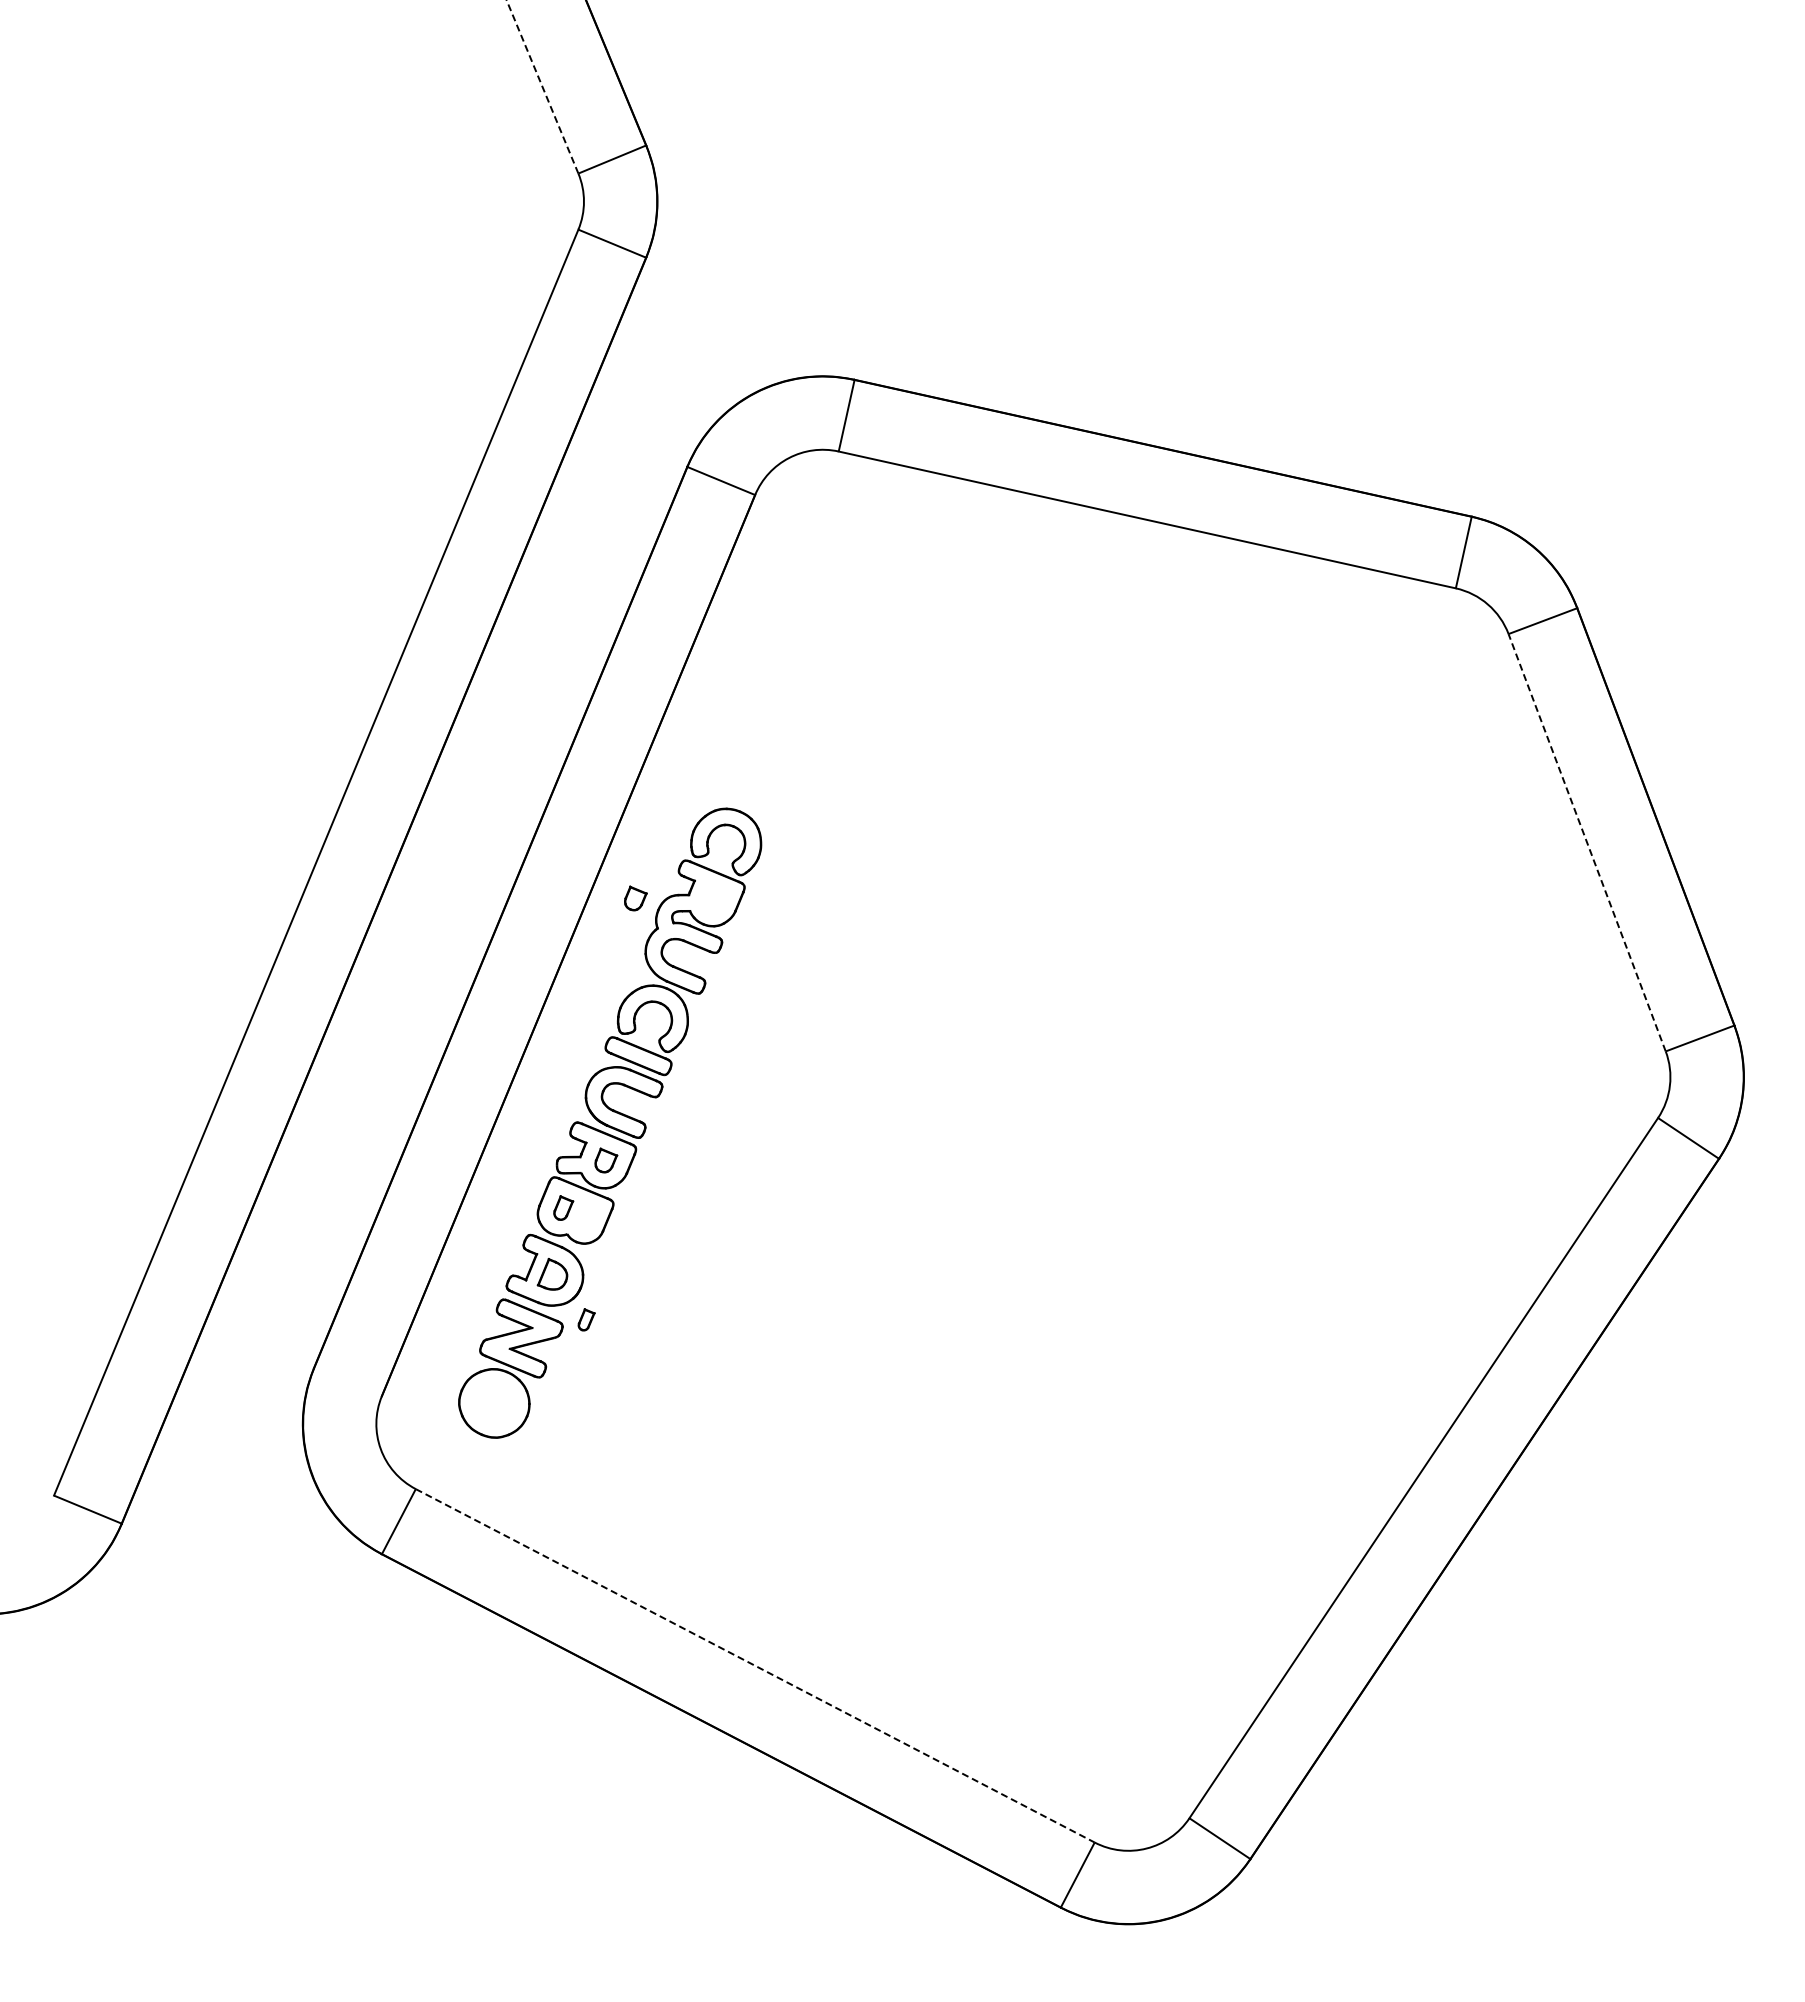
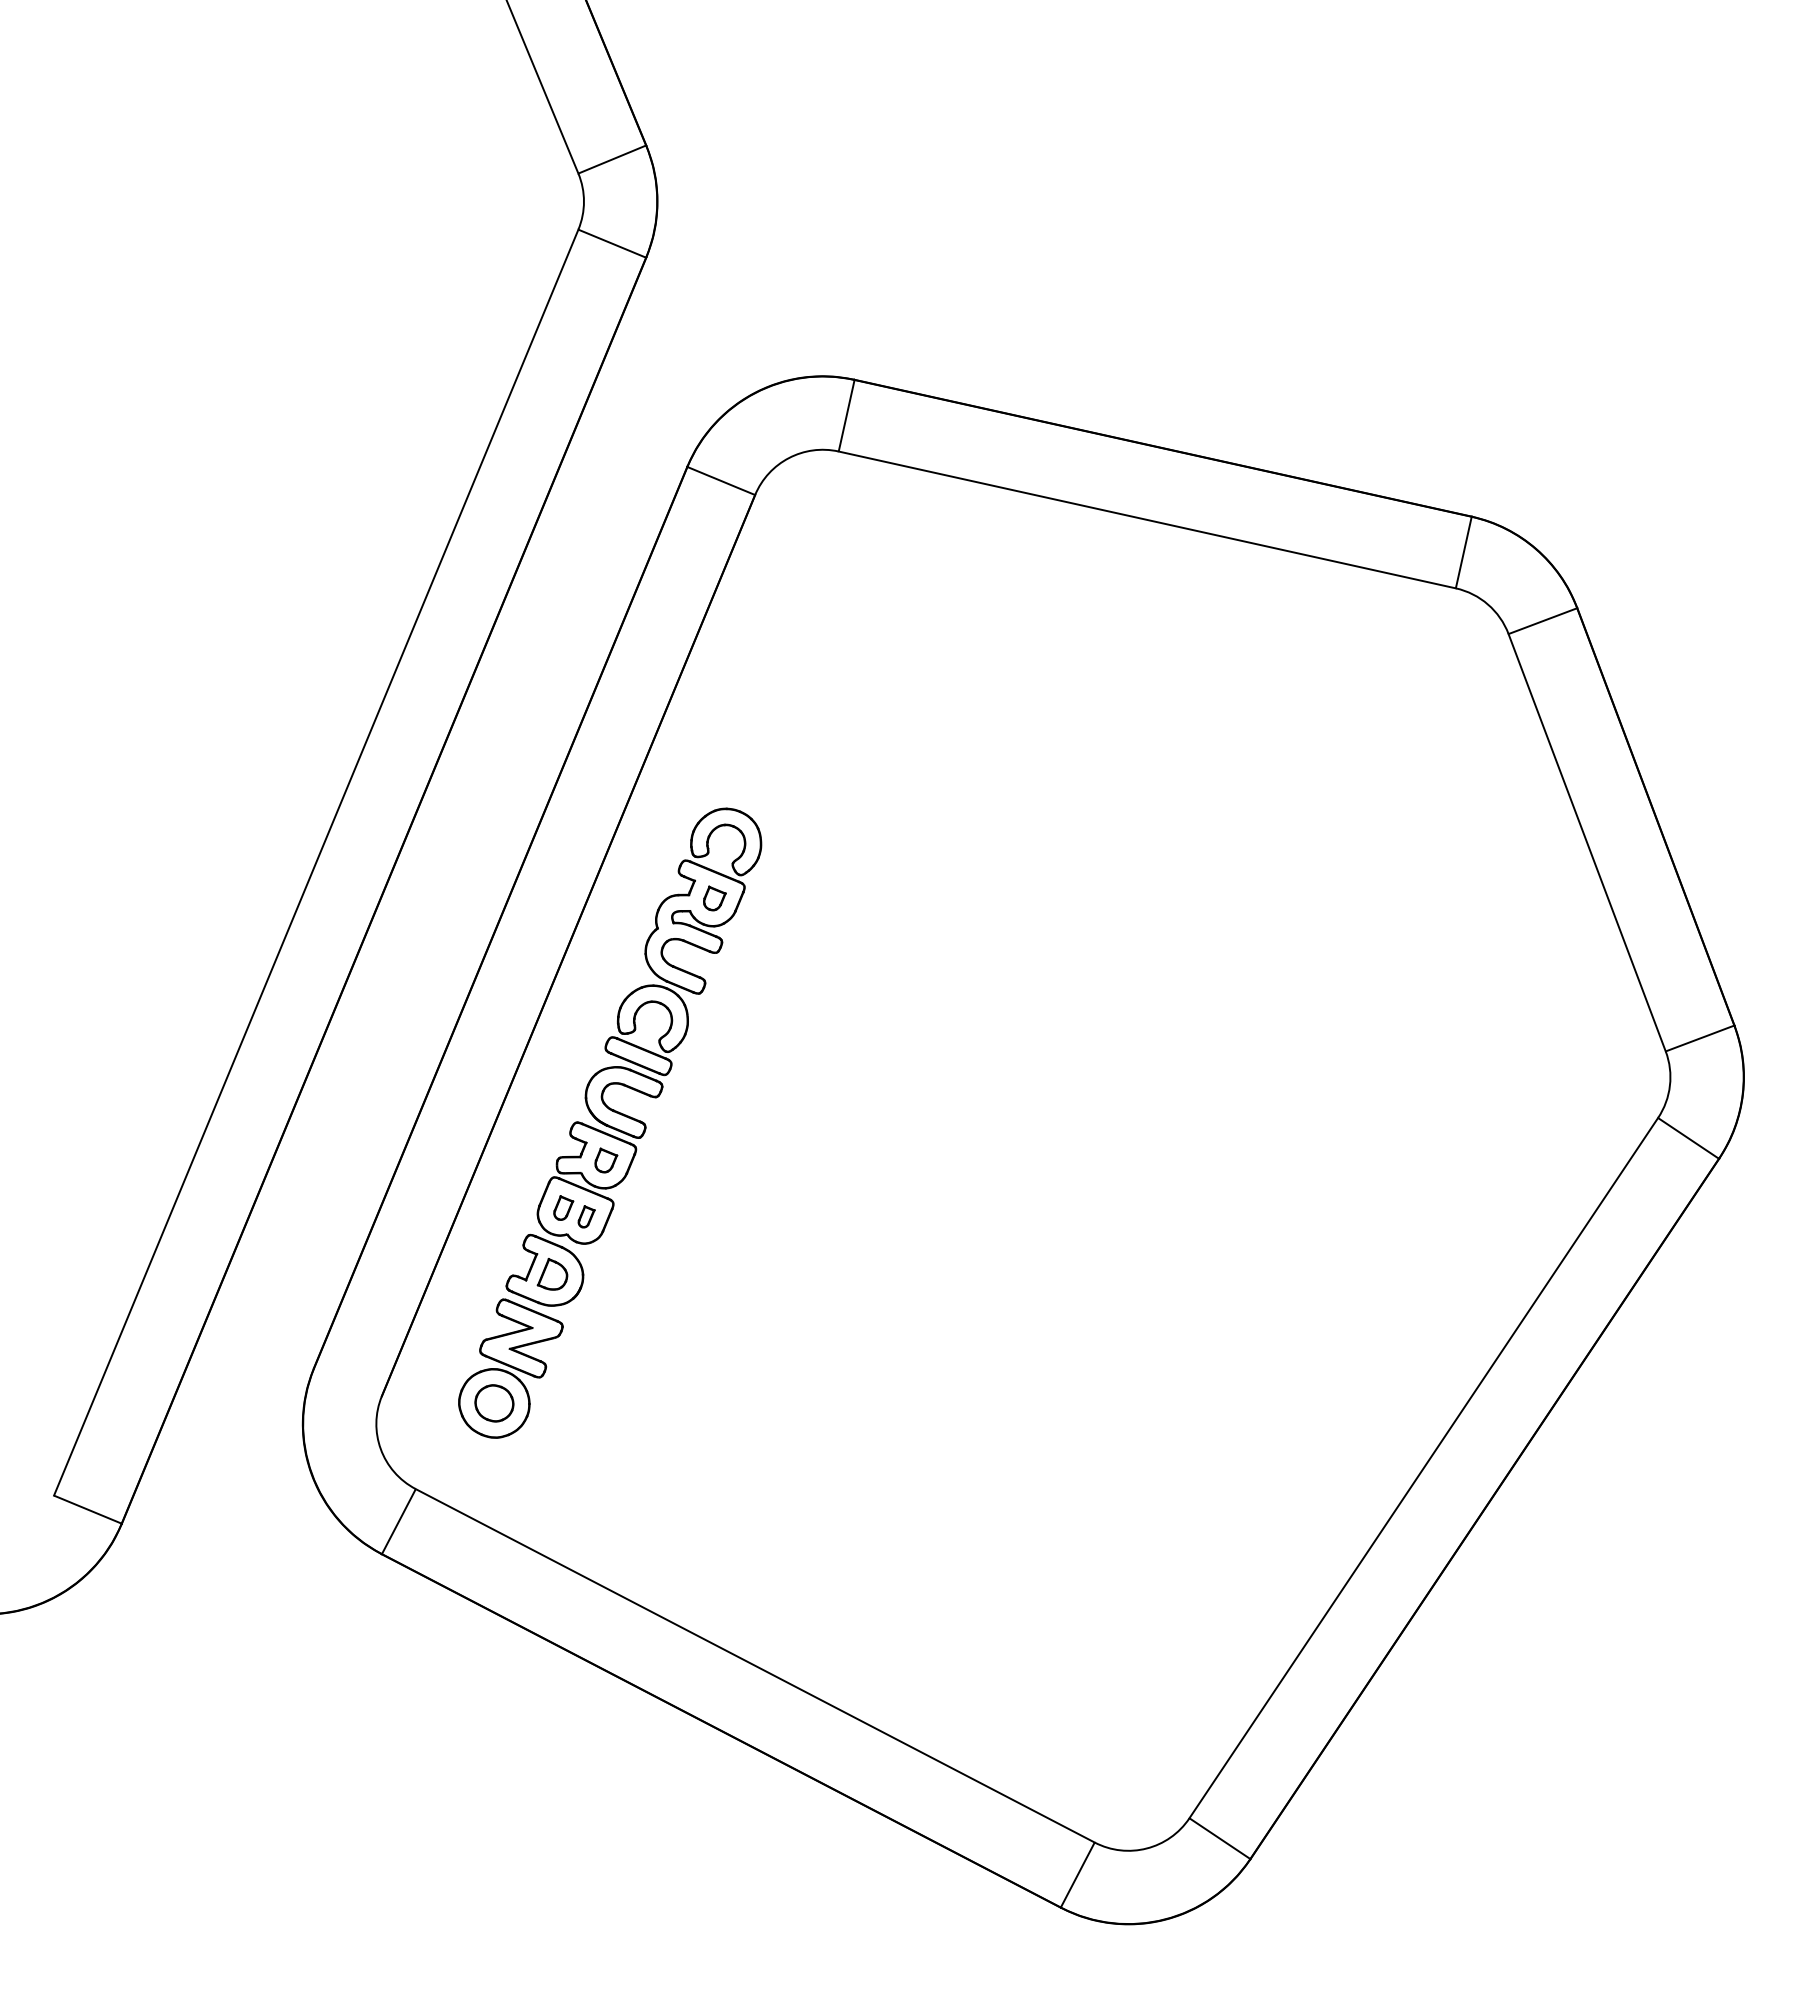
line: dashed -> solid (542, 86)
line: dashed -> solid (1587, 842)
part position: (635, 898) -> (714, 898) (714, 898)
part position: (586, 1319) -> (586, 1216) (586, 1216)
part: none -> present (494, 1403)
line: dashed -> solid (755, 1665)
